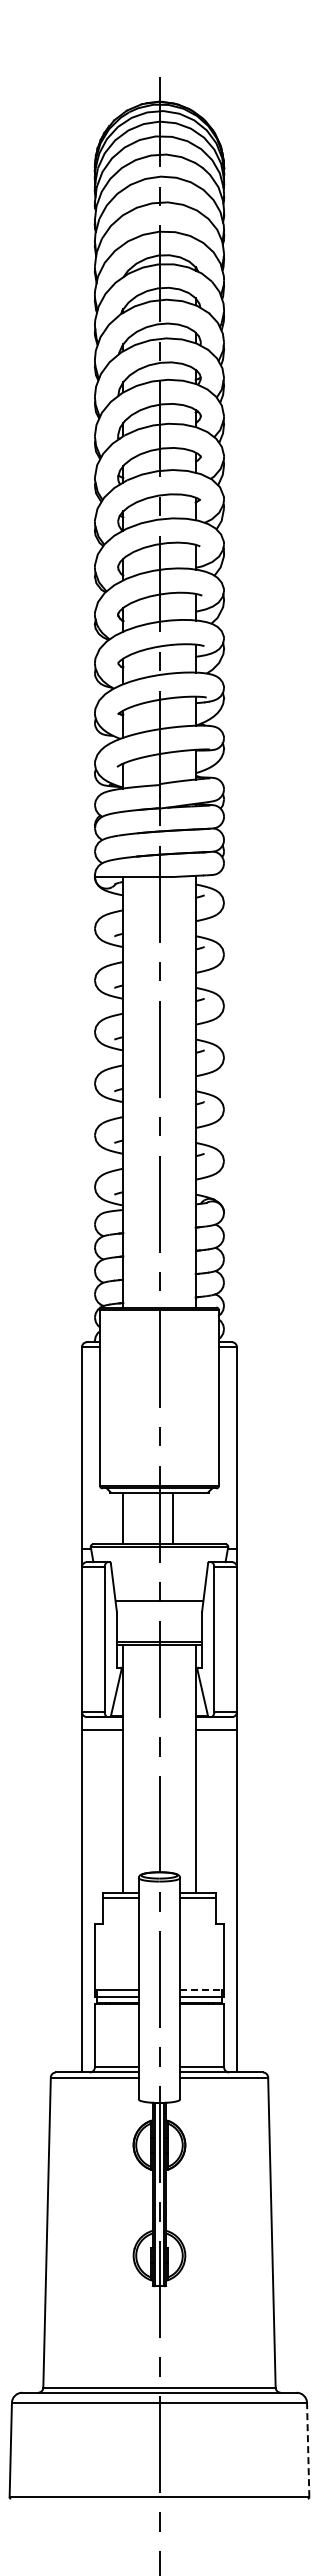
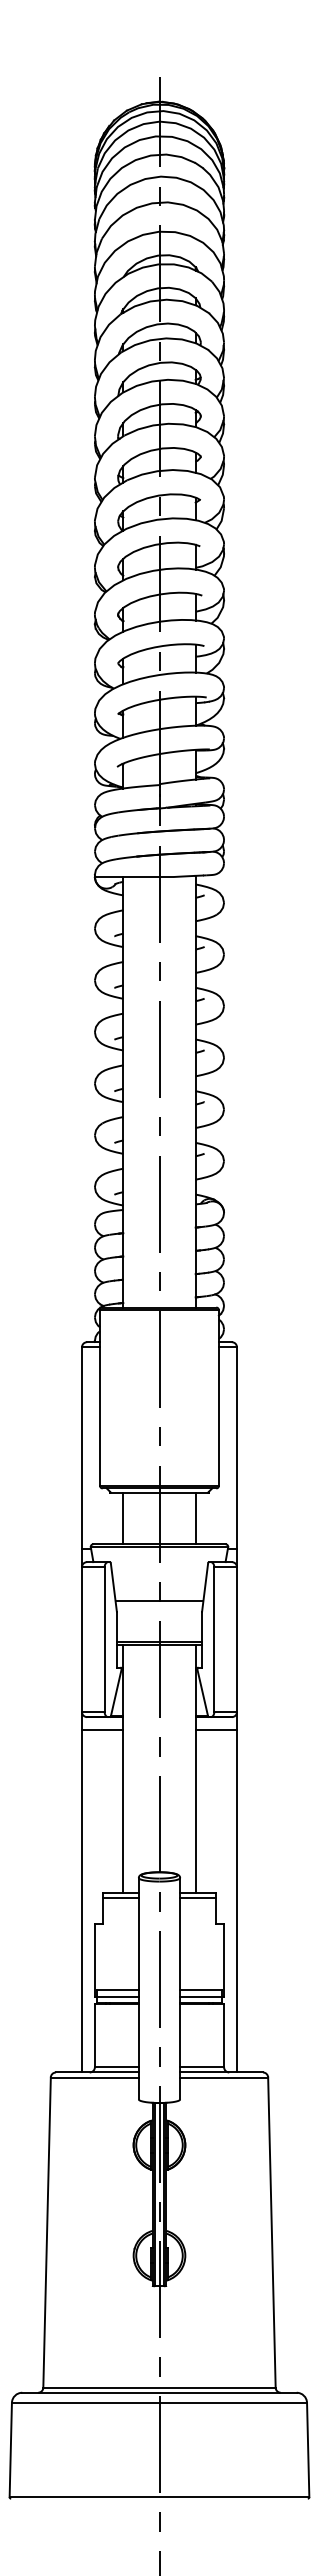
line position: (172, 1518) -> (195, 1518) (195, 1518)
line: dashed -> solid (200, 1990)
line: dashed -> solid (308, 2449)
